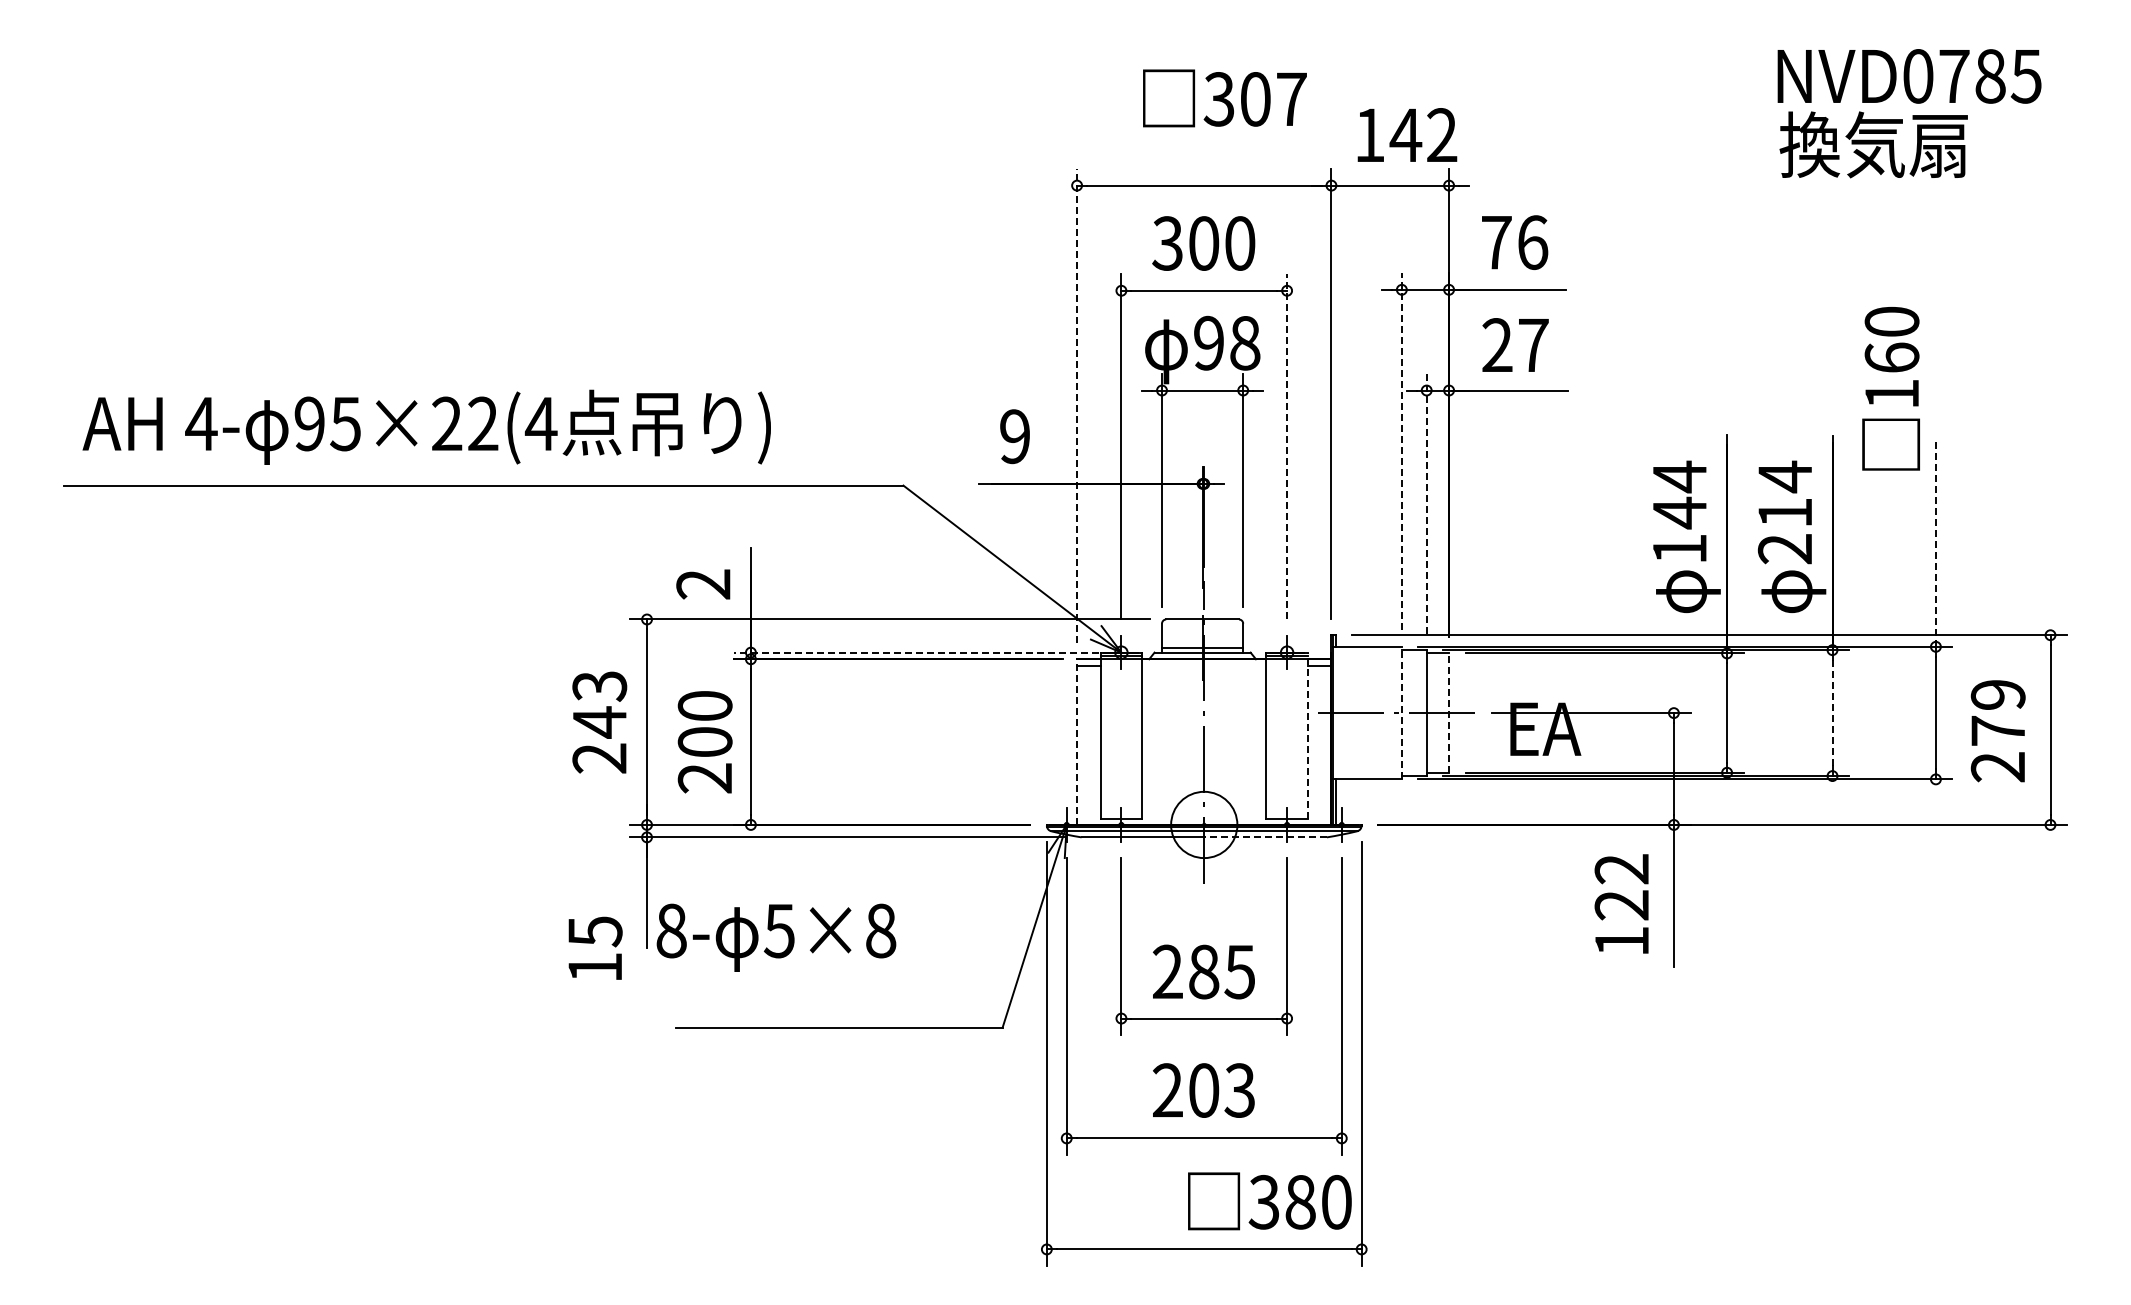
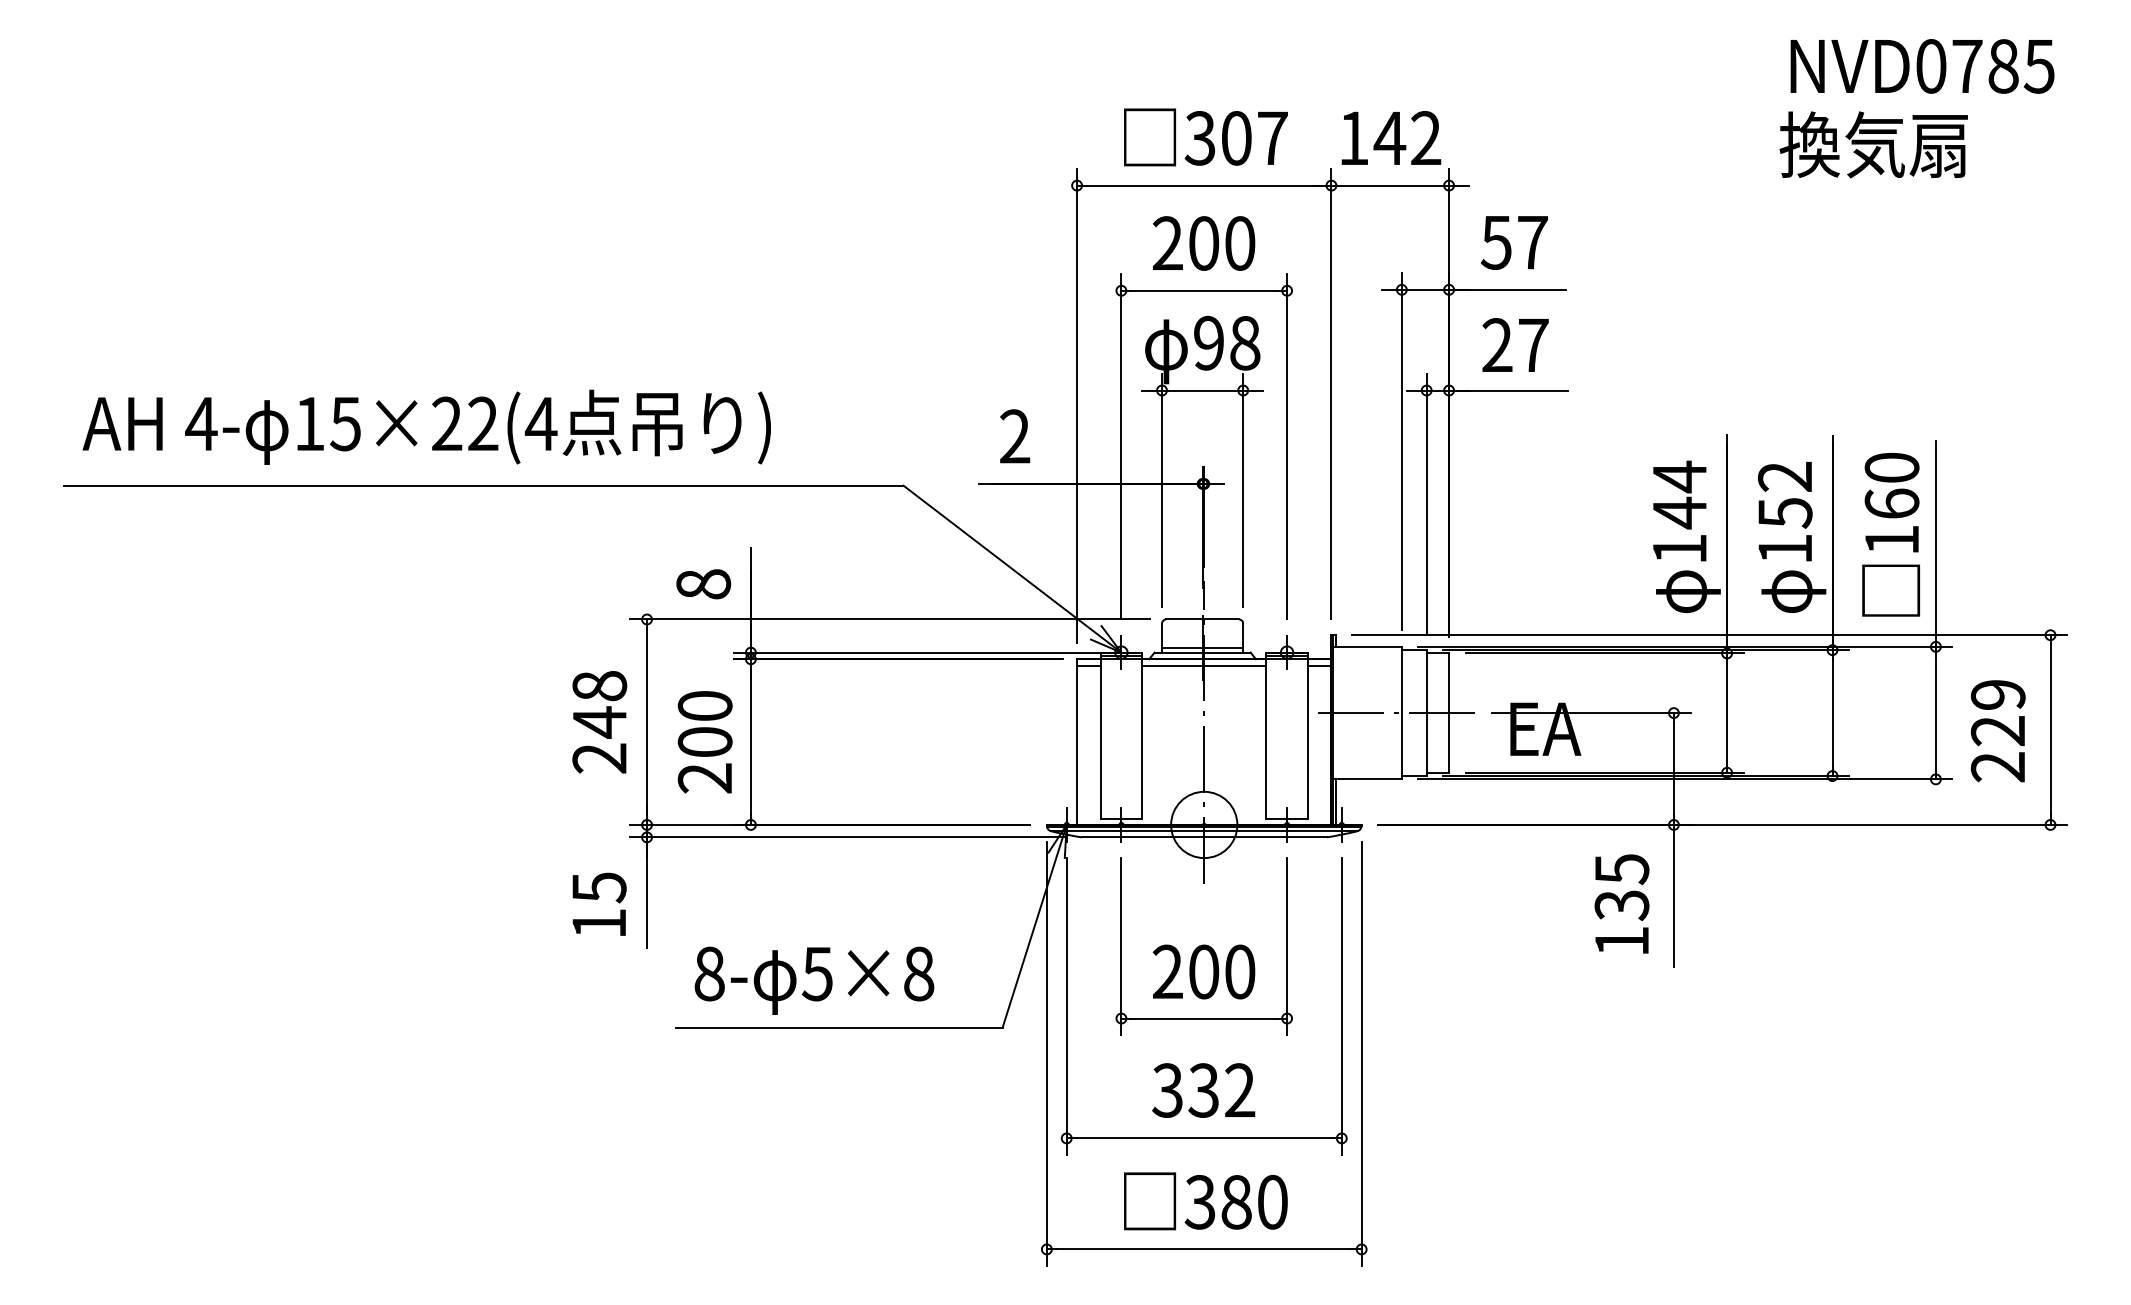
text position: (1909, 76) -> (1922, 66) (1922, 66)
text position: (1224, 98) -> (1205, 137) (1205, 137)
text position: (1407, 134) -> (1391, 137) (1391, 137)
text: 76 -> 57 (1514, 242)
text: 300 -> 200 (1167, 243)
text position: (1890, 388) -> (1890, 534) (1890, 534)
line: dashed -> solid (1077, 405)
text: 95×22(4 -> 15×22(4 (309, 423)
text: 9 -> 2 (1015, 436)
line: dashed -> solid (1287, 446)
line: dashed -> solid (1401, 451)
line: dashed -> solid (1426, 503)
text: 214 -> 152 (1784, 512)
line: dashed -> solid (1935, 544)
text: 2 -> 8 (703, 584)
line: dashed -> solid (926, 652)
line: none -> present (1204, 665)
text: 243 -> 248 (599, 686)
line: dashed -> solid (1401, 712)
line: dashed -> solid (1449, 713)
line: dashed -> solid (1832, 713)
text: 279 -> 229 (1997, 731)
line: dashed -> solid (1307, 735)
line: dashed -> solid (1077, 742)
line: dashed -> solid (1265, 837)
text: 122 -> 135 (1621, 887)
text position: (776, 937) -> (814, 980) (814, 980)
text position: (595, 947) -> (599, 903) (599, 903)
text: 285 -> 200 (1222, 971)
text: 203 -> 332 (1203, 1090)
text position: (1269, 1201) -> (1205, 1201) (1205, 1201)
